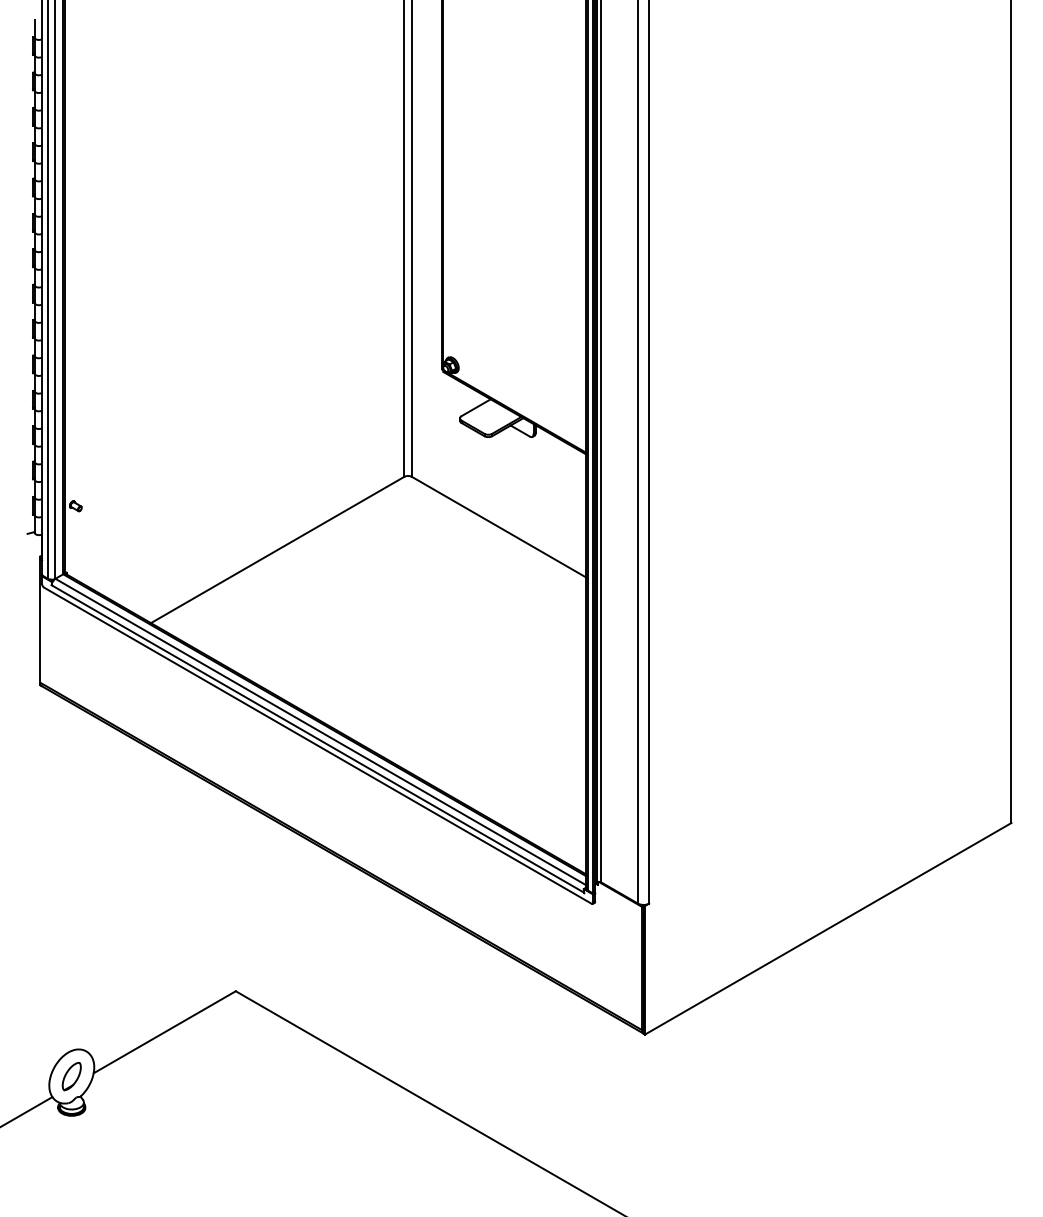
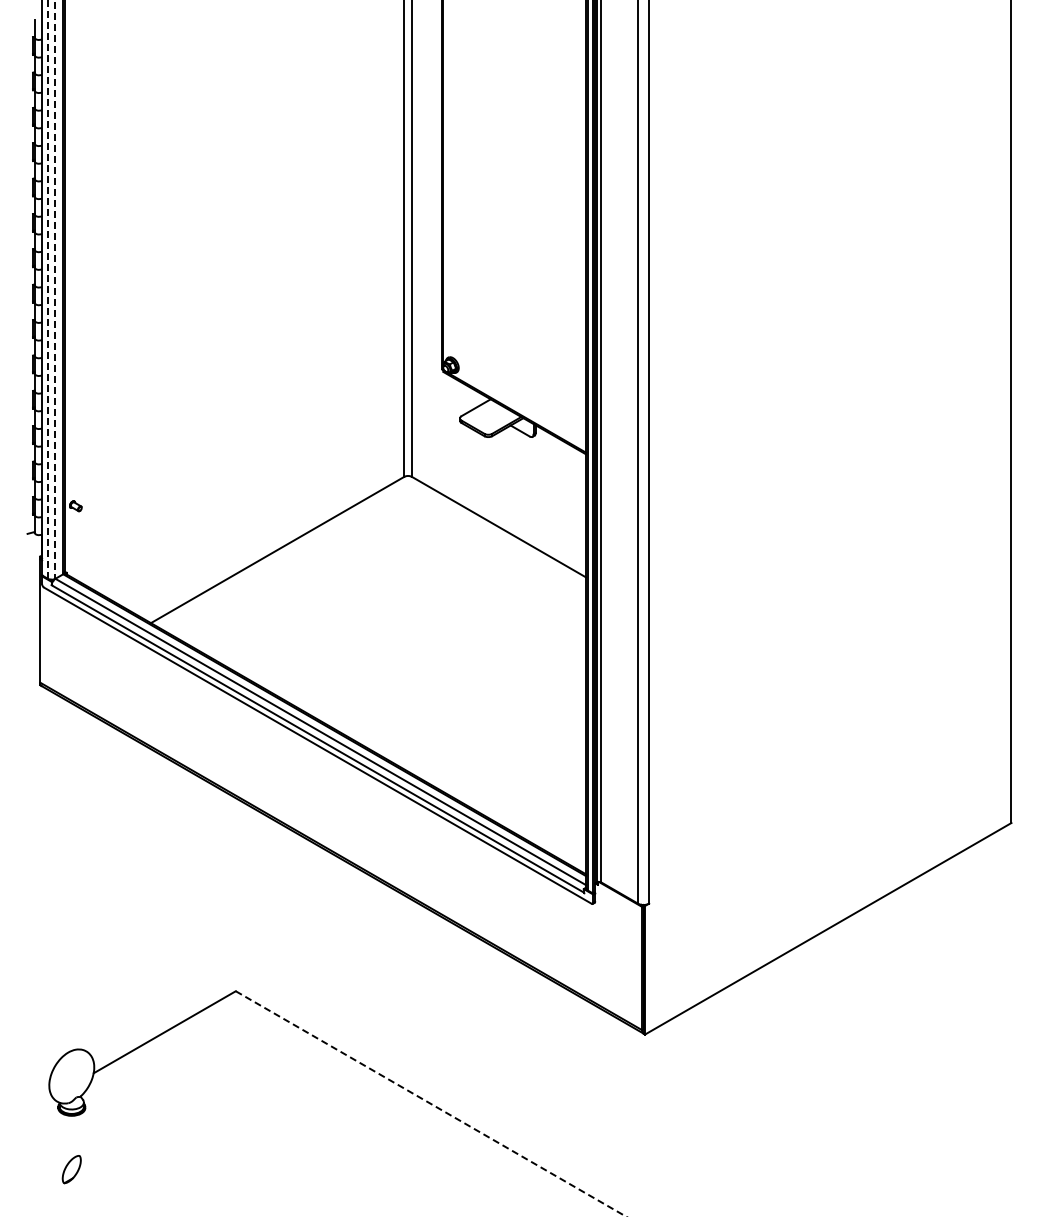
line: solid -> dashed (47, 289)
line: solid -> dashed (55, 289)
part position: (71, 1076) -> (71, 1169) (71, 1169)
line: solid -> dashed (431, 1104)
line: present -> none (27, 1111)
